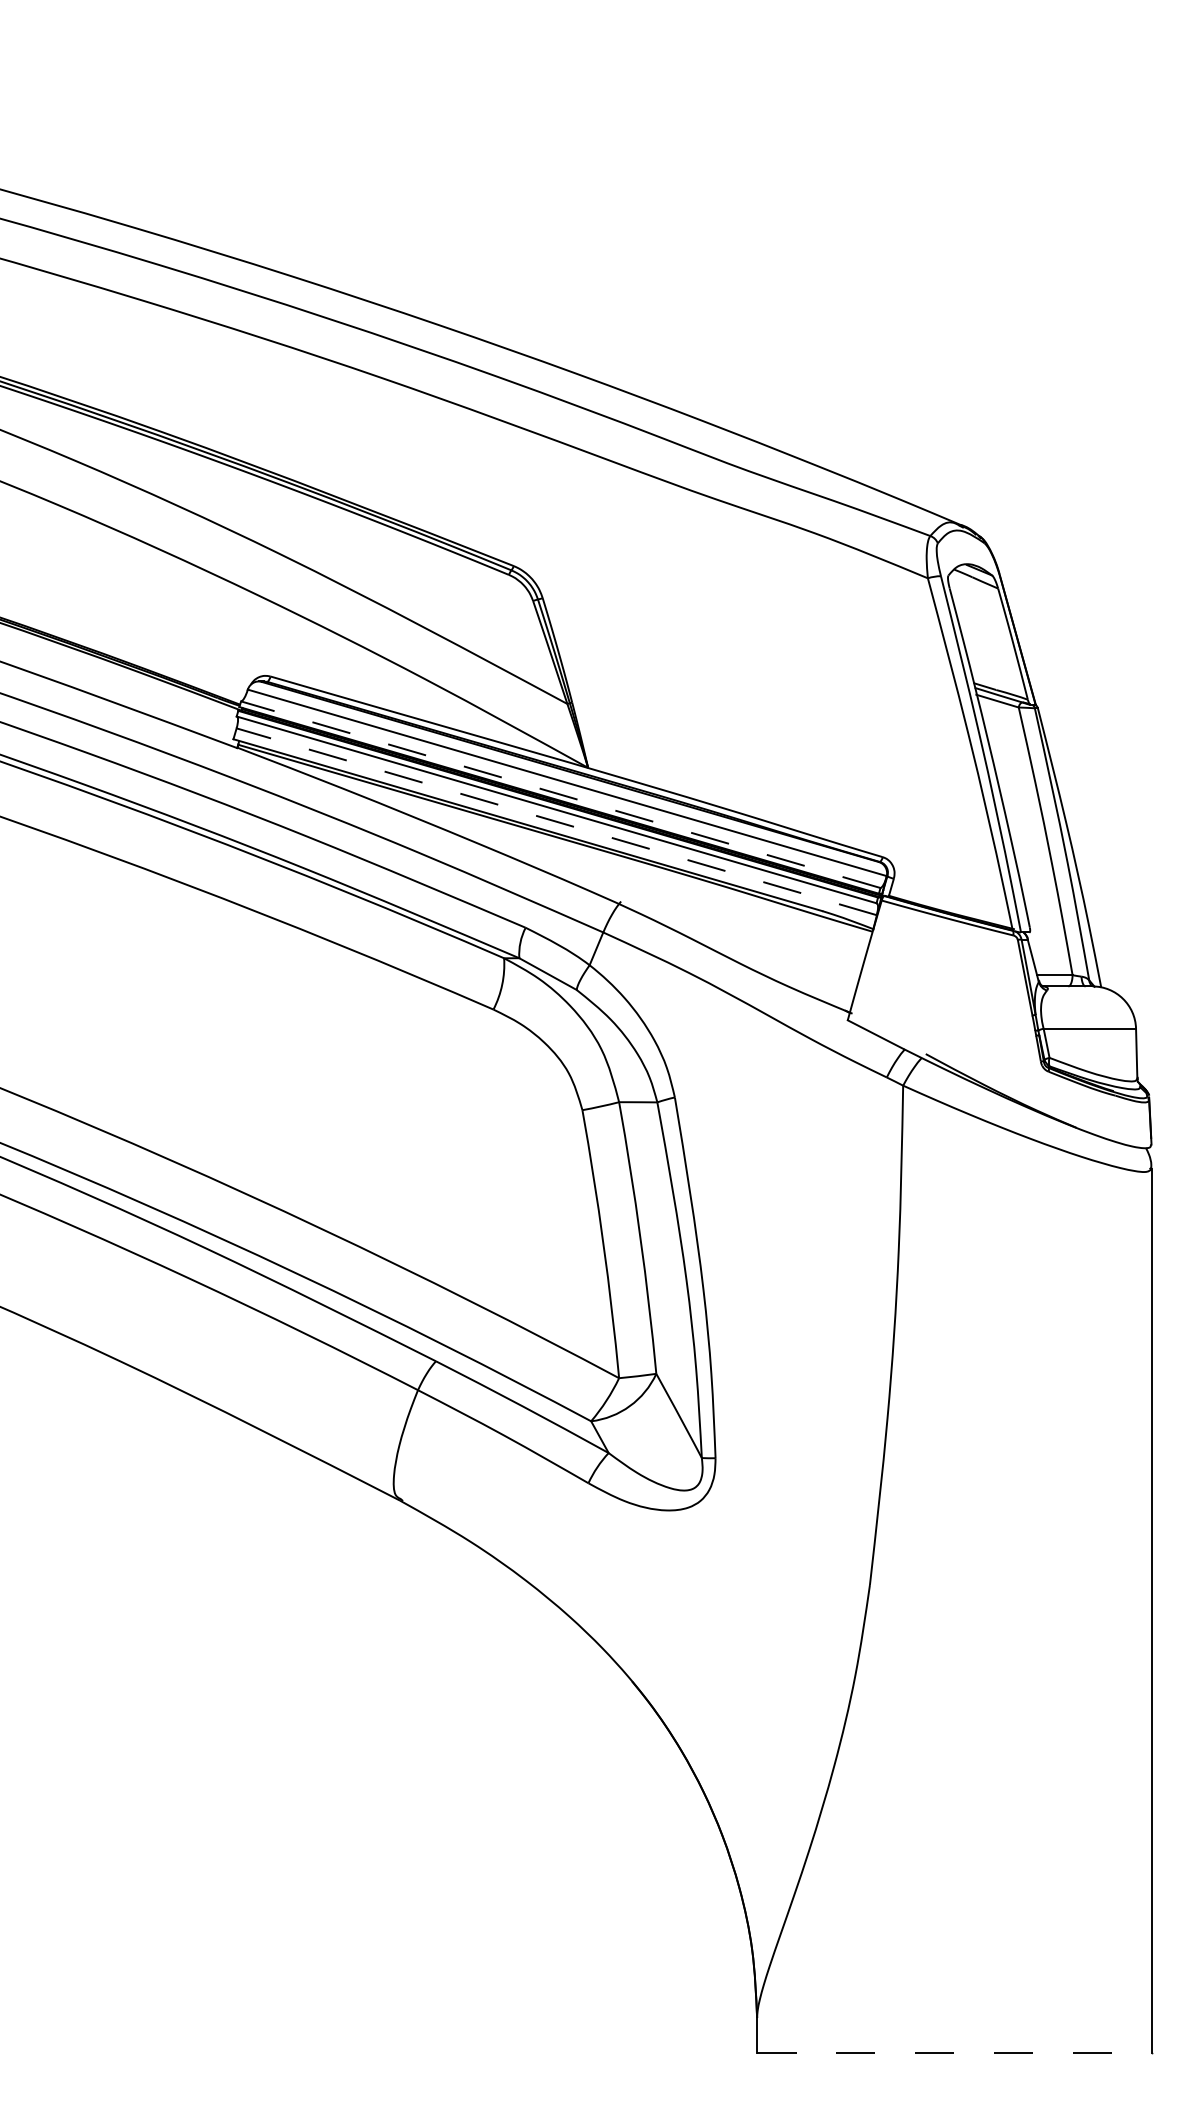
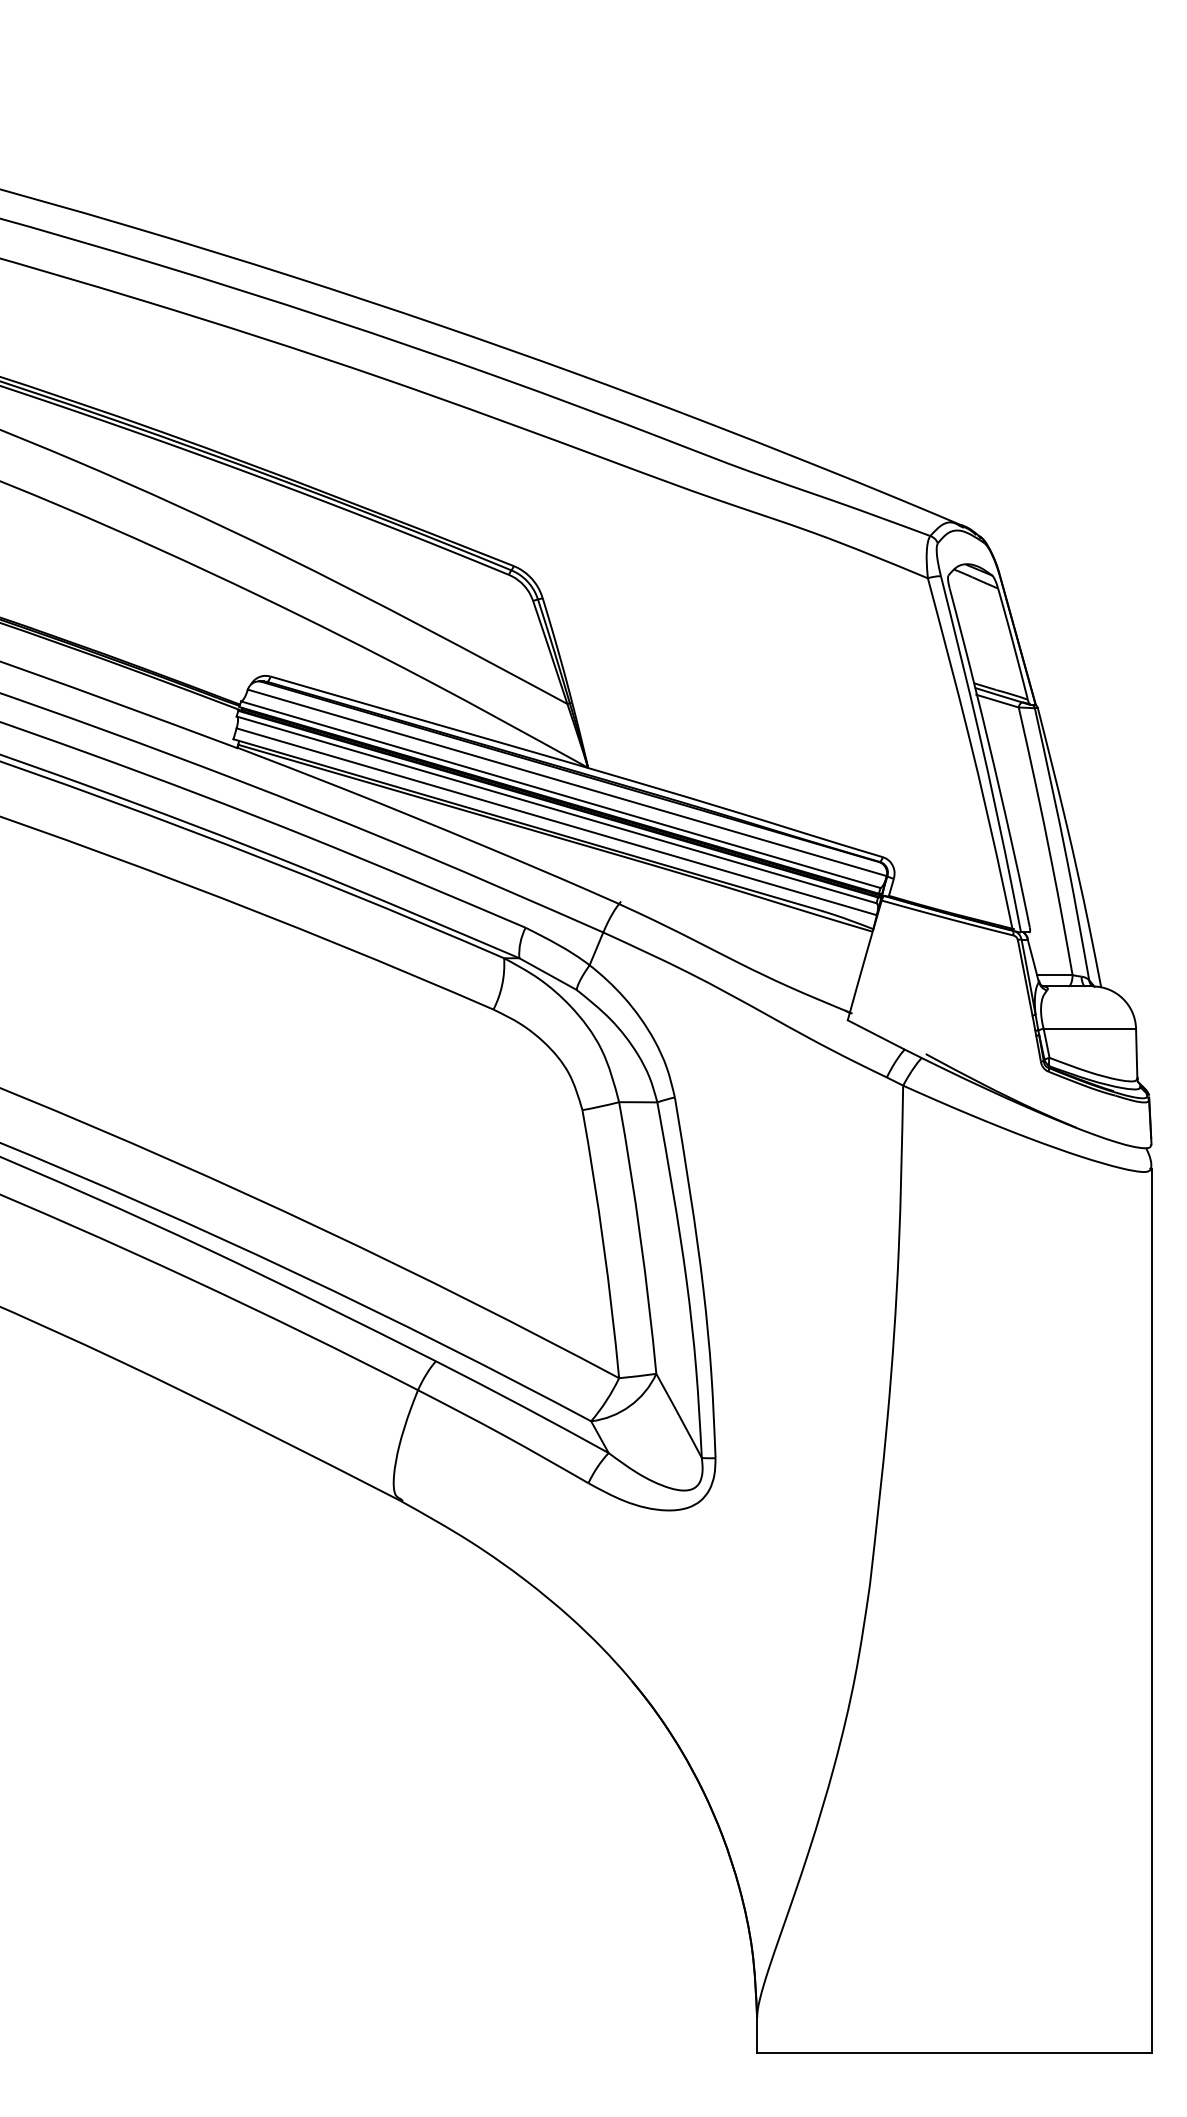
line: dashed -> solid (560, 794)
line: dashed -> solid (556, 821)
line: dashed -> solid (954, 2053)
